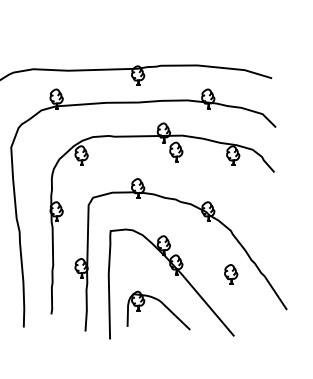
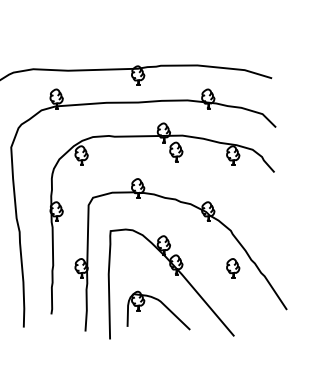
part position: (231, 274) -> (233, 268) (233, 268)
